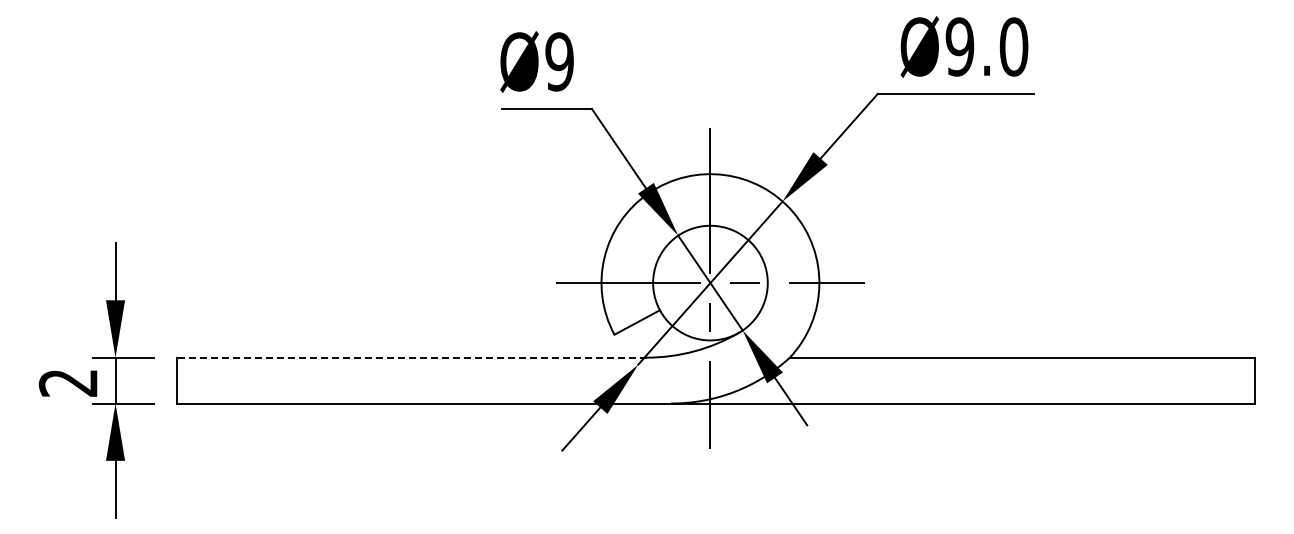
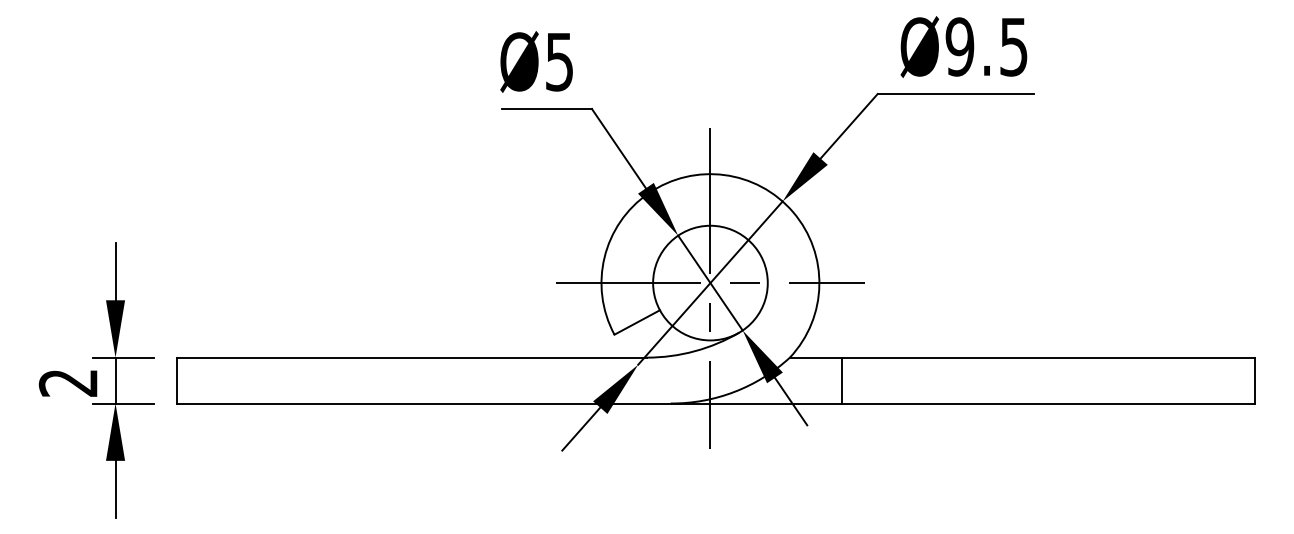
text: Ø9.0 -> Ø9.5 (1013, 46)
text: Ø9 -> Ø5 (559, 61)
line: dashed -> solid (412, 357)
line: none -> present (842, 380)
